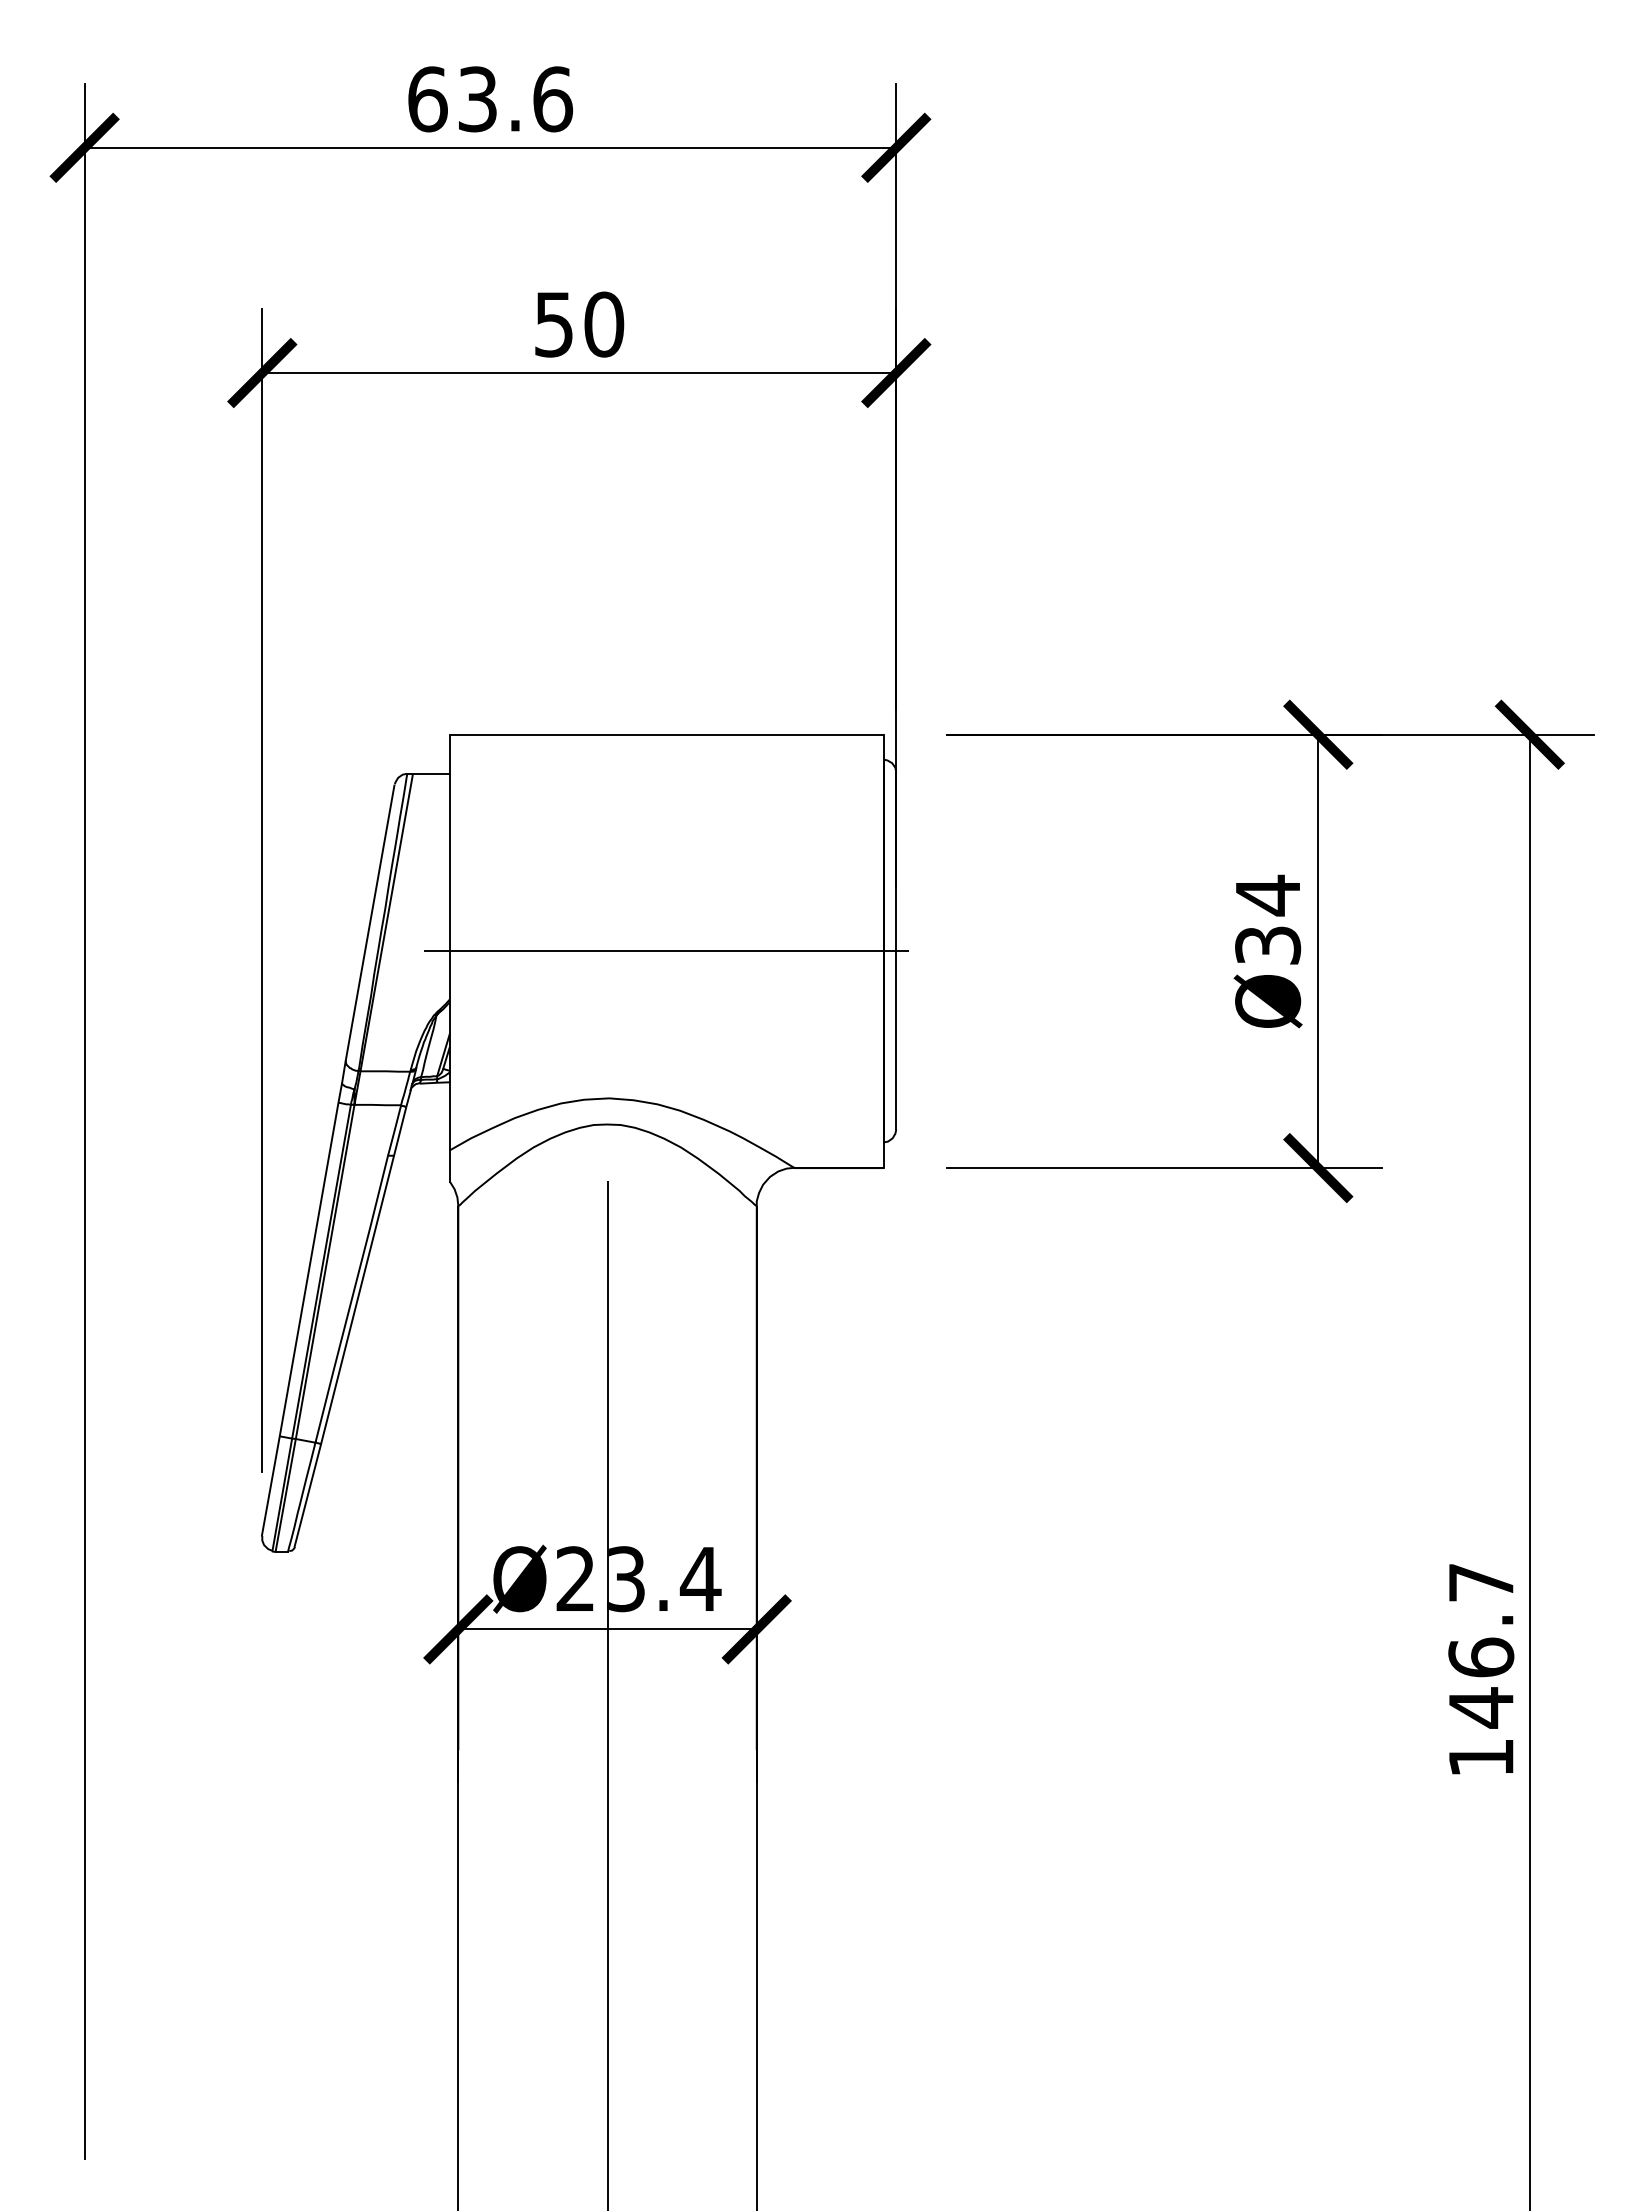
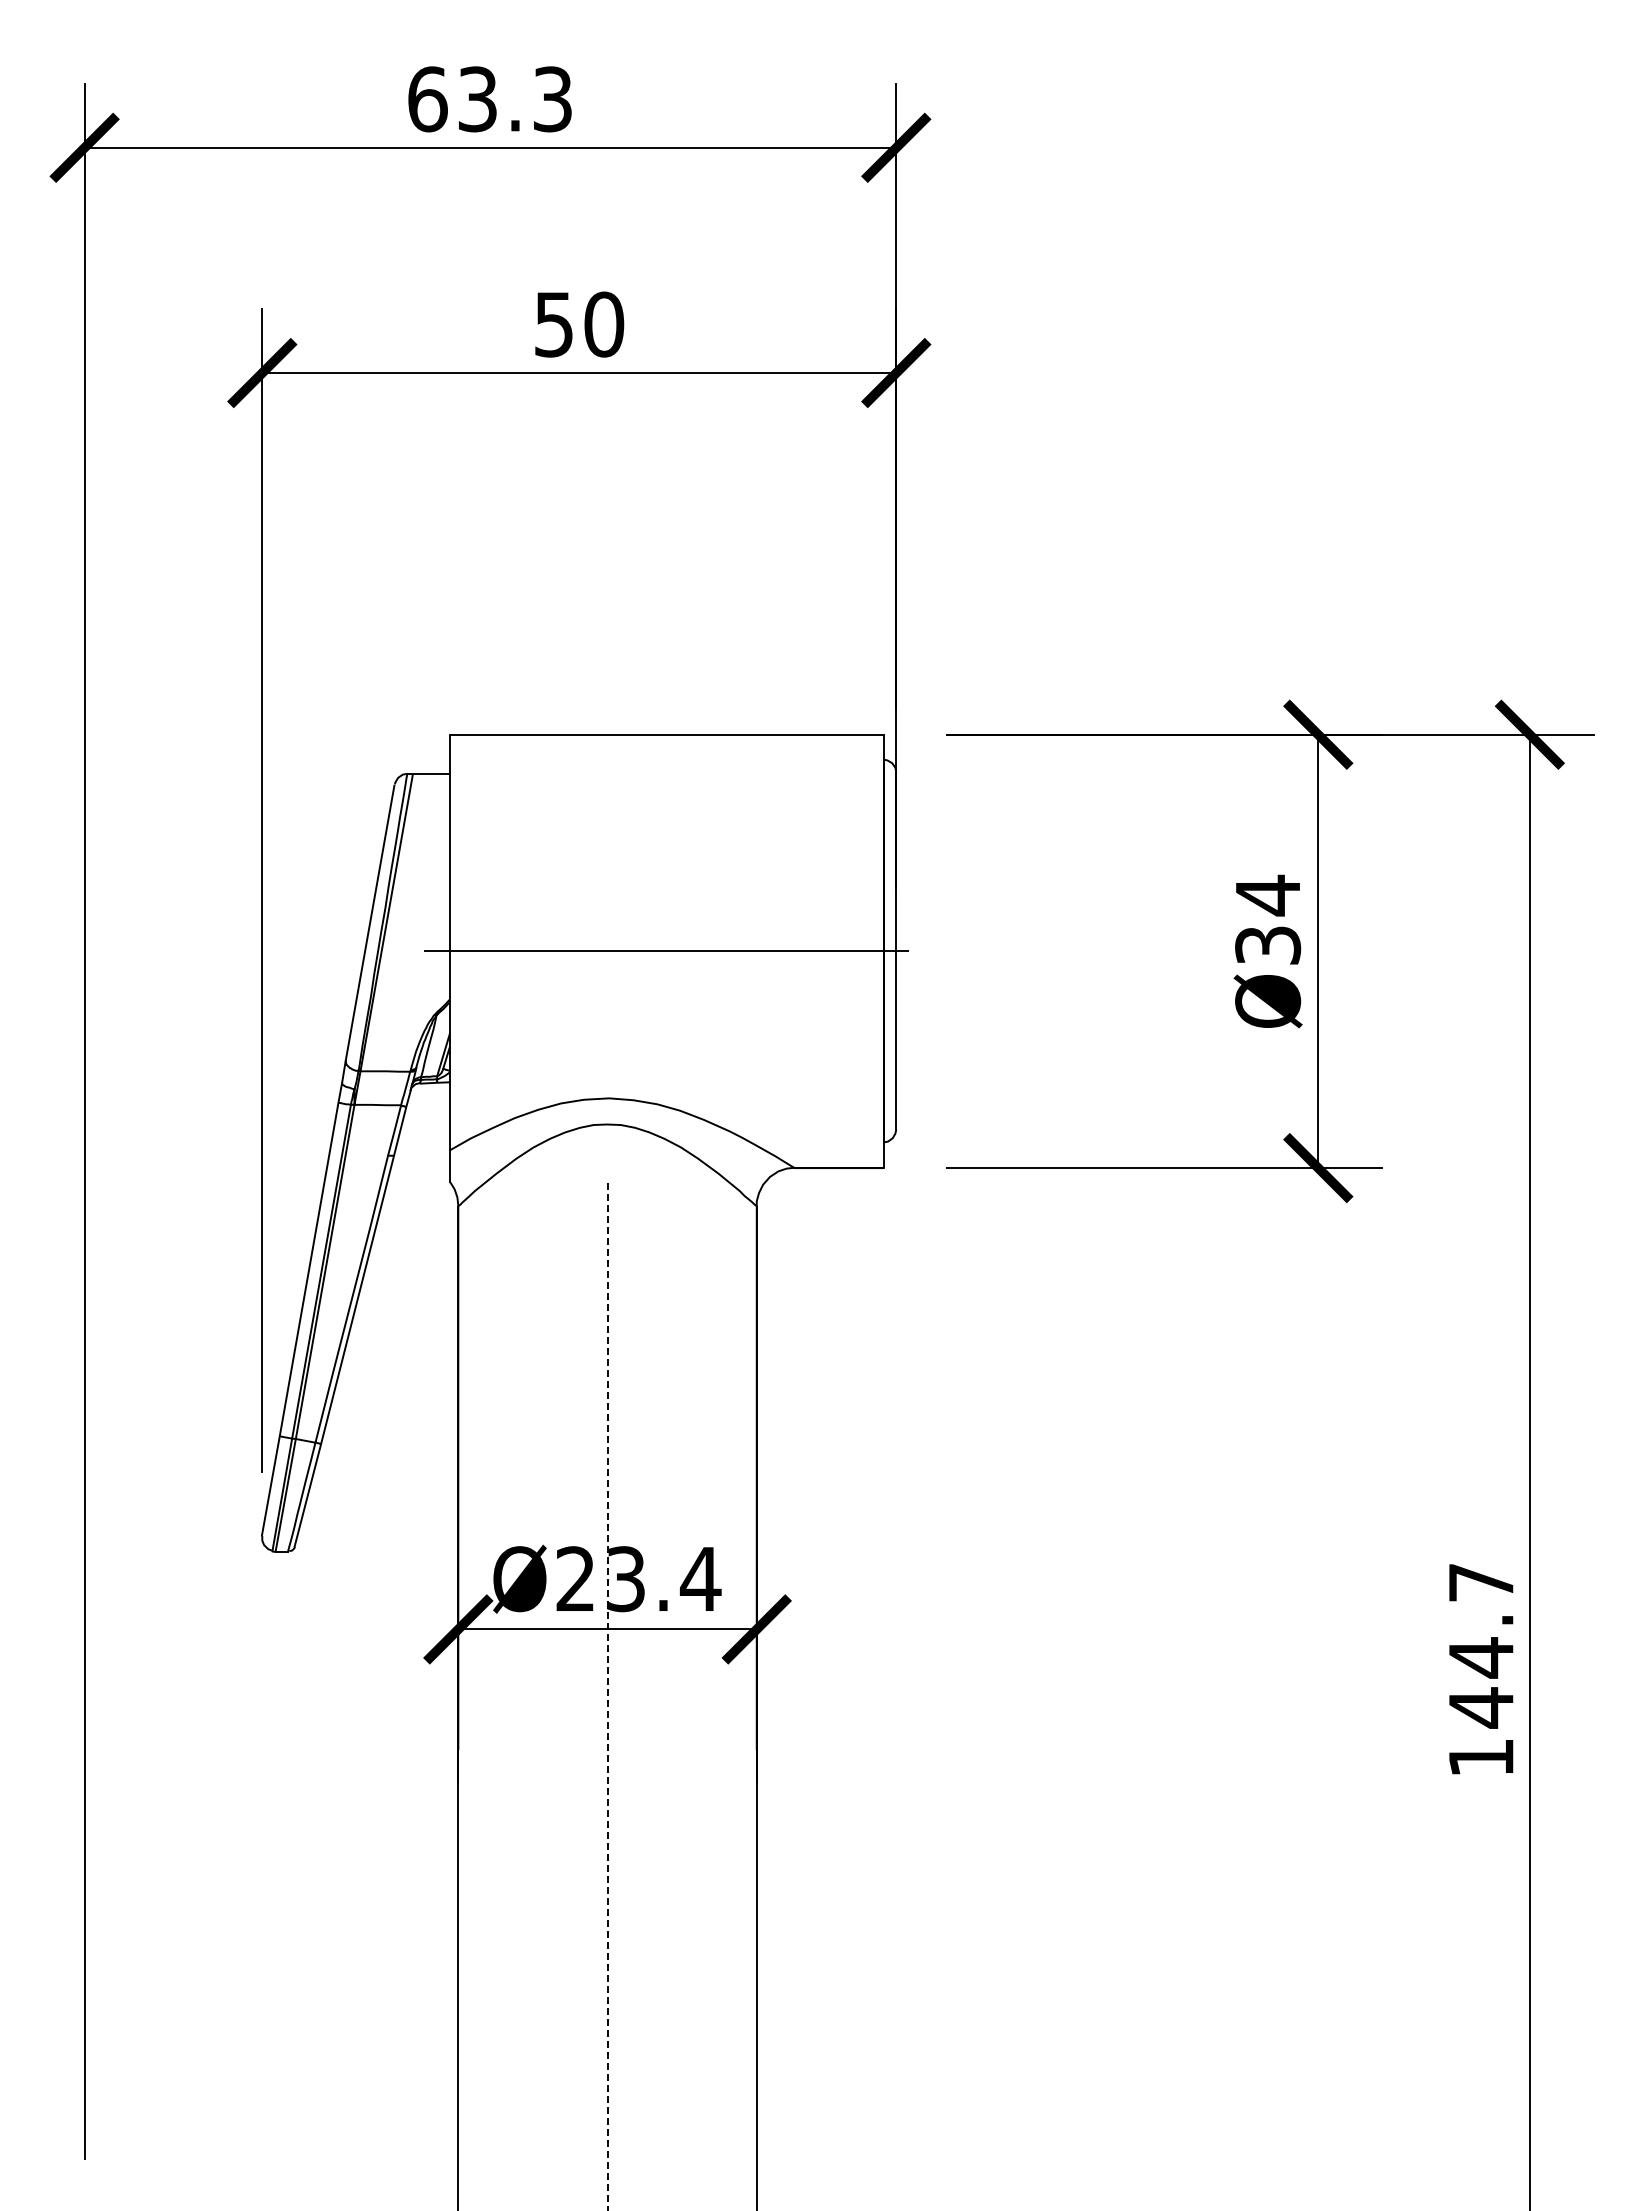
text: 63.6 -> 63.3 (553, 99)
text: 146.7 -> 144.7 (1481, 1657)
line: solid -> dashed (607, 1695)
